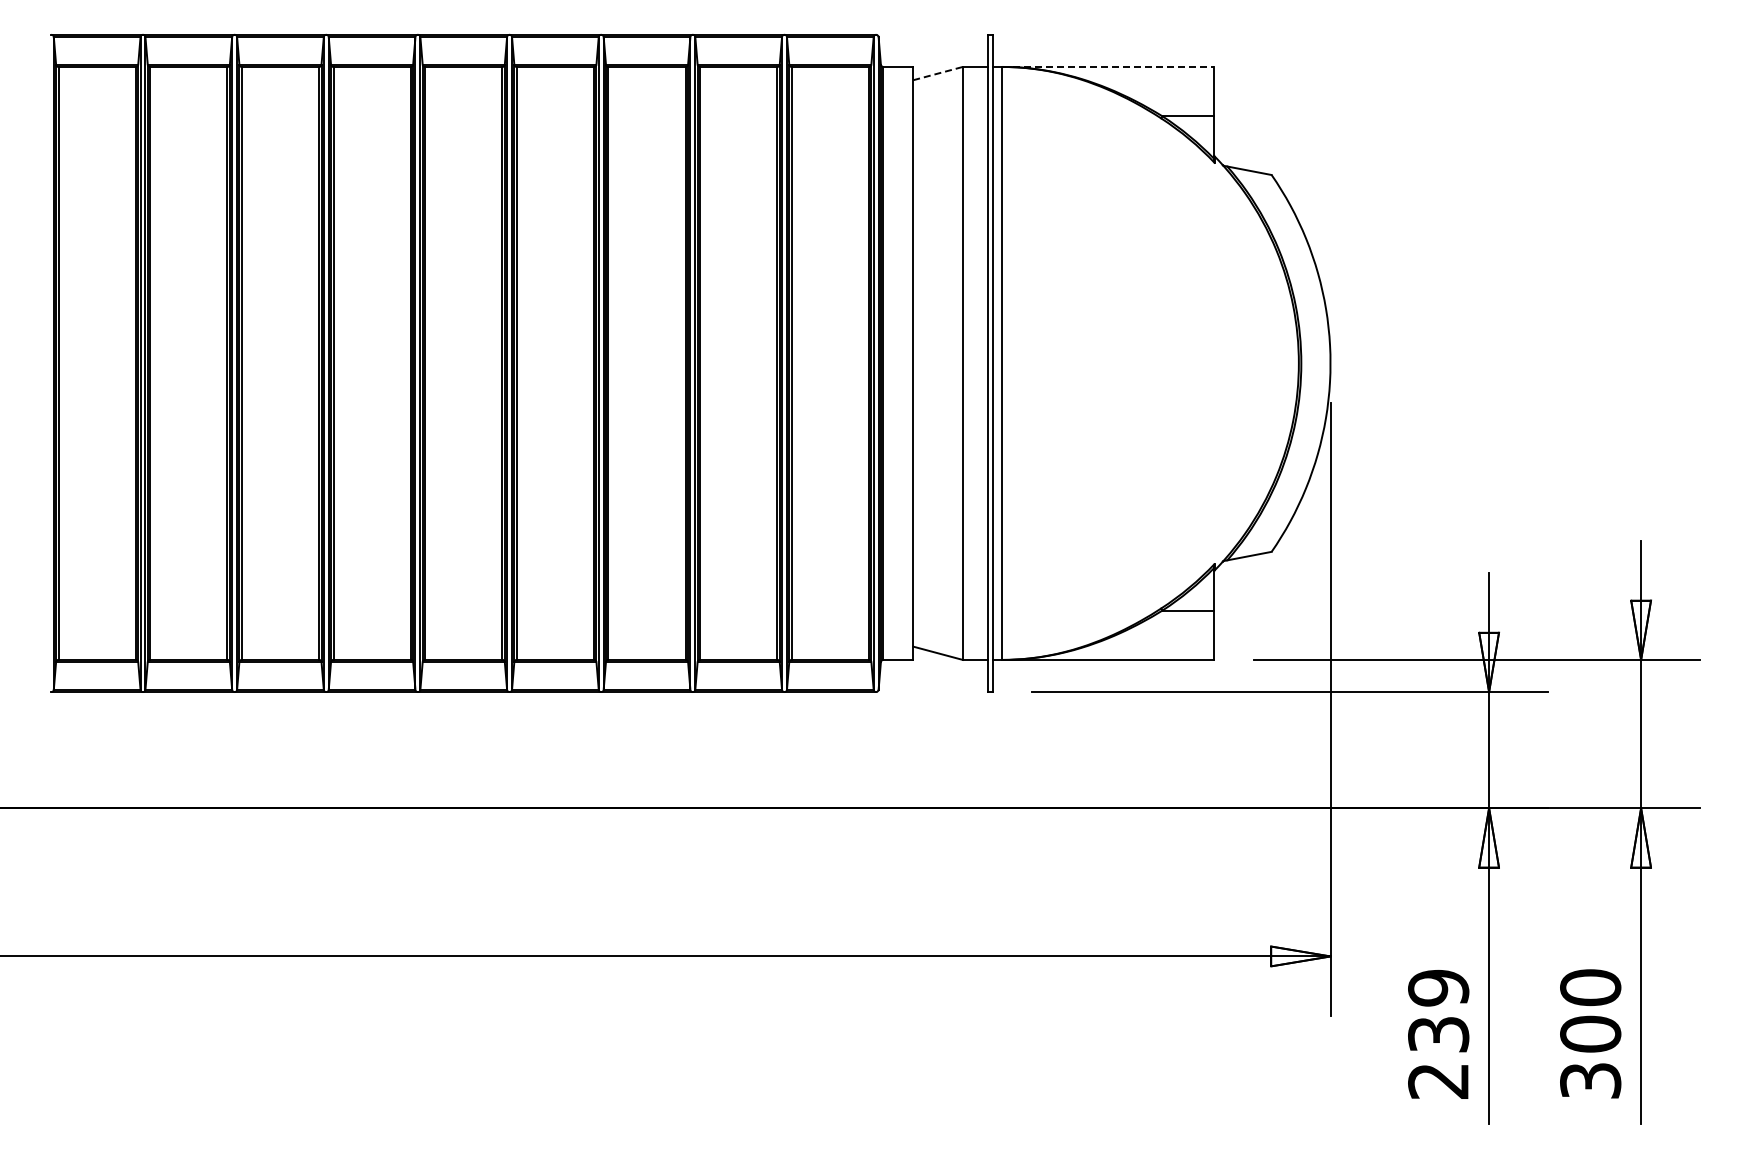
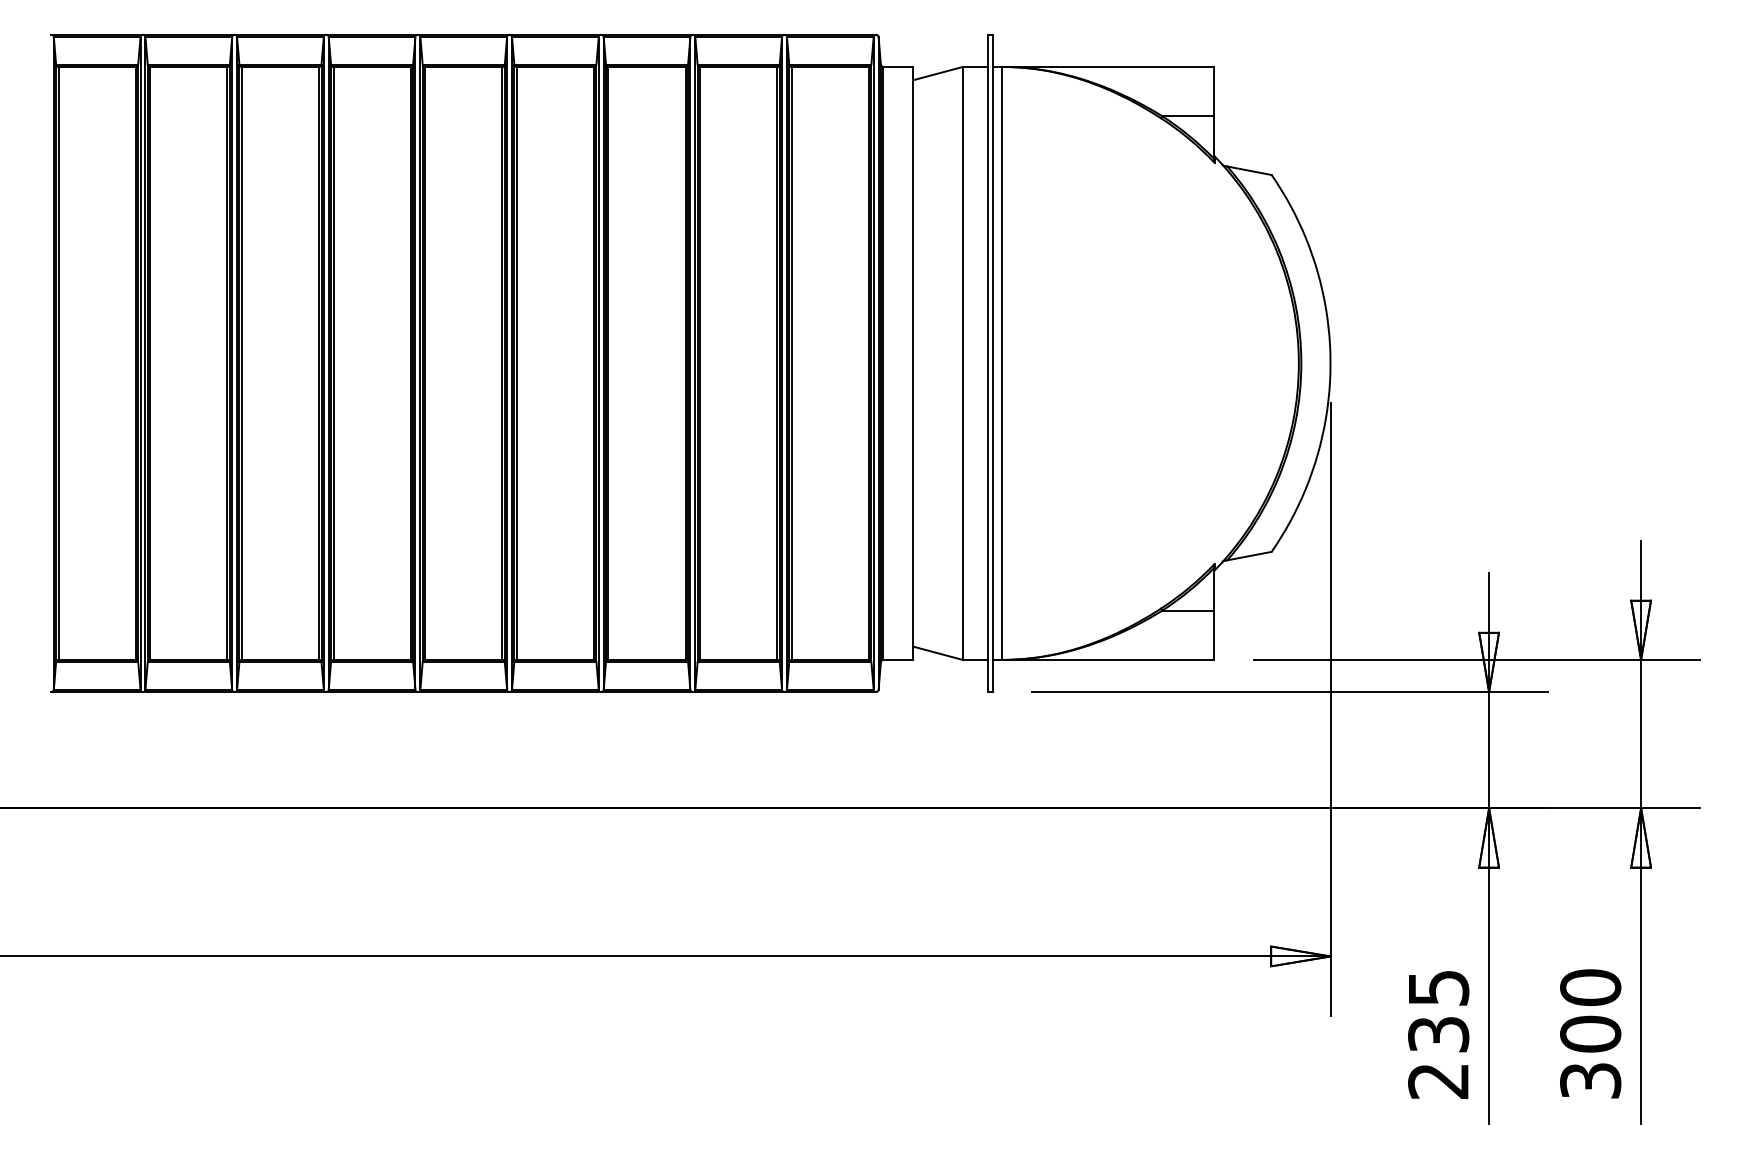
line: dashed -> solid (1108, 66)
line: dashed -> solid (938, 73)
text: 239 -> 235 (1438, 987)
